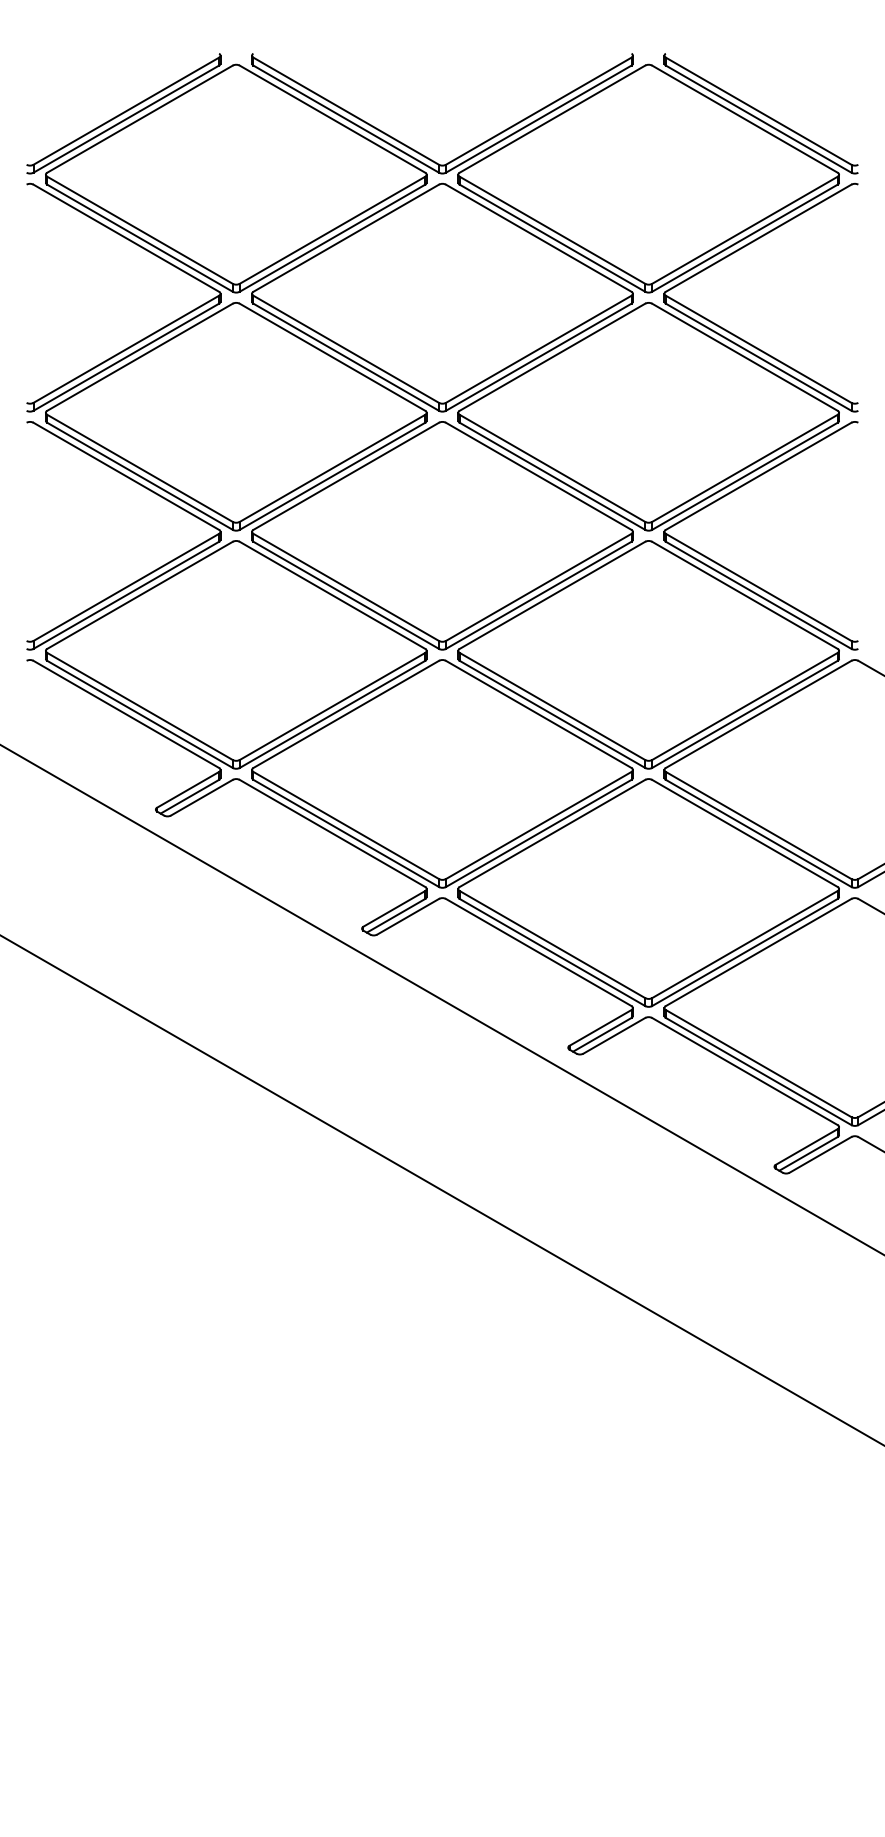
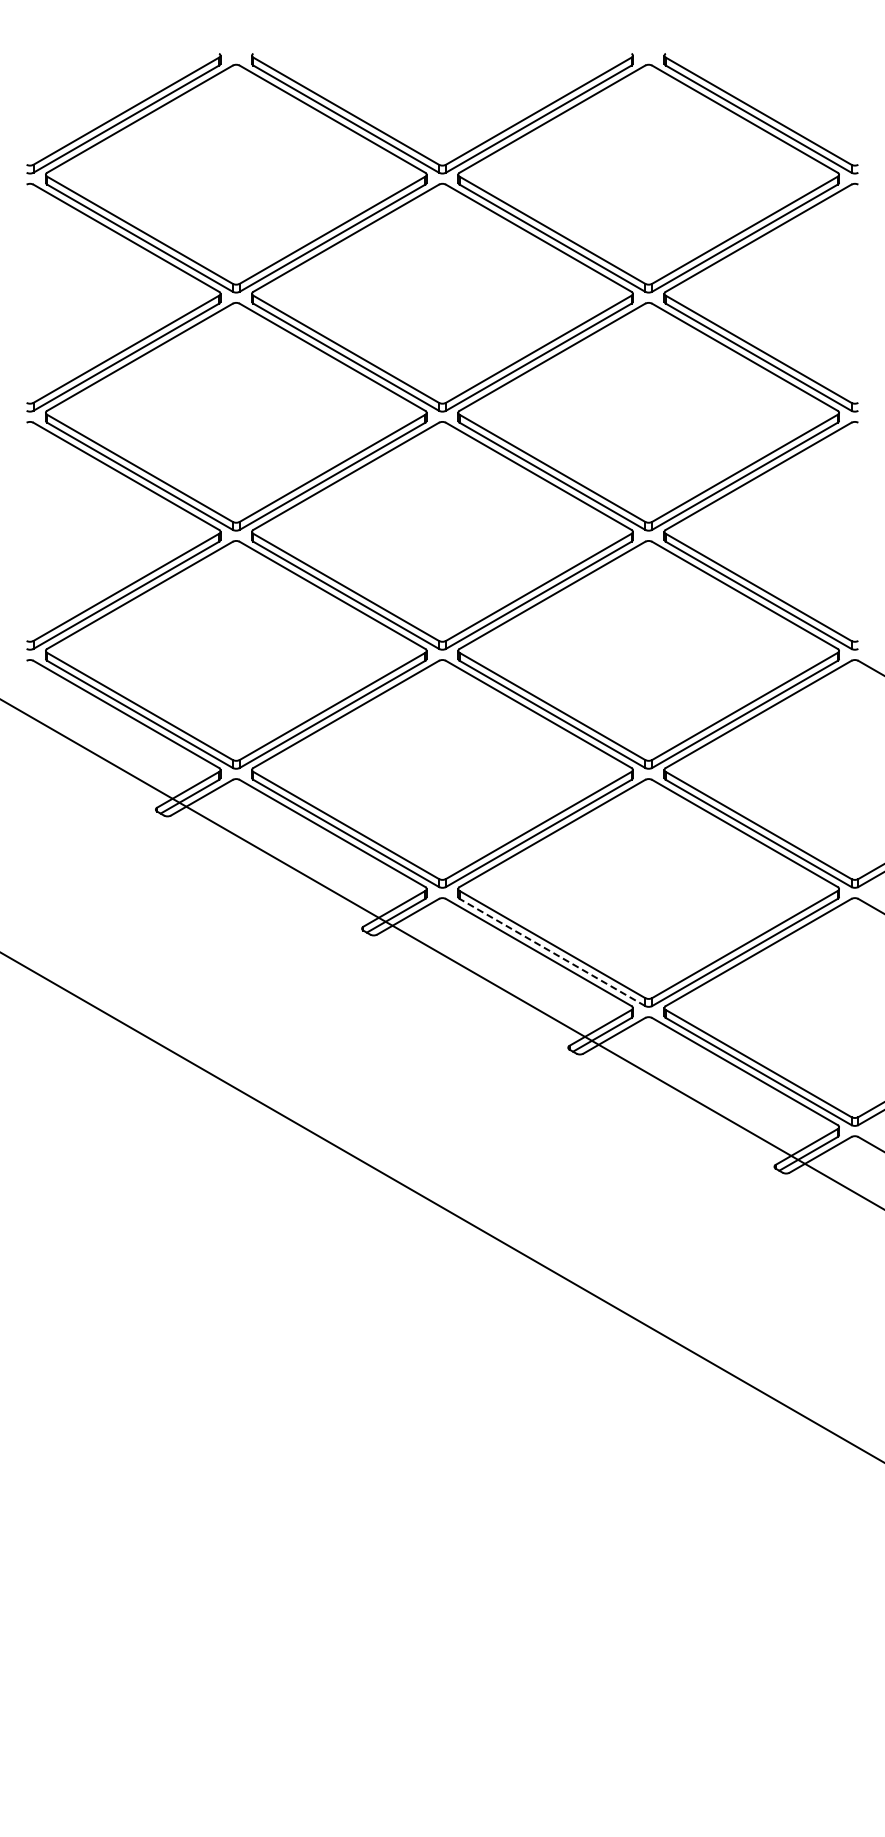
line: solid -> dashed (552, 952)
line position: (441, 999) -> (441, 953) (441, 953)
line position: (441, 1190) -> (441, 1207) (441, 1207)
